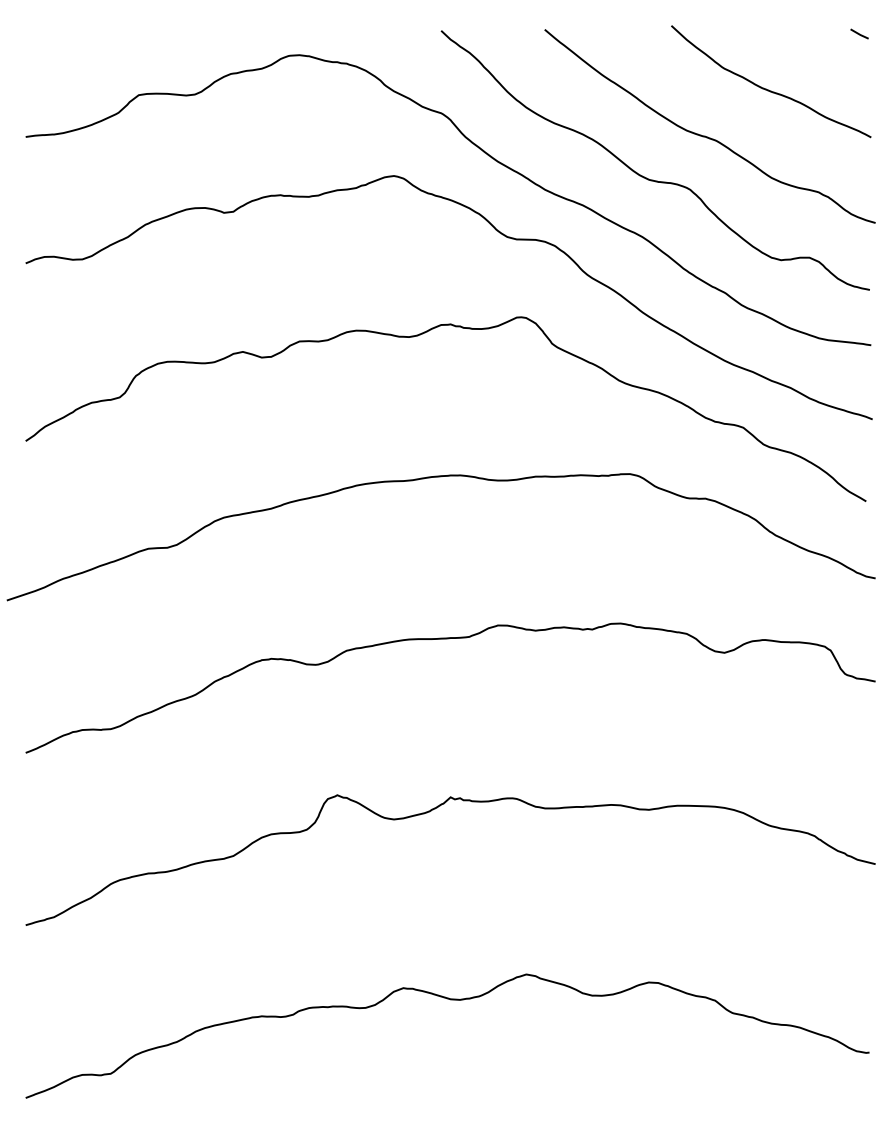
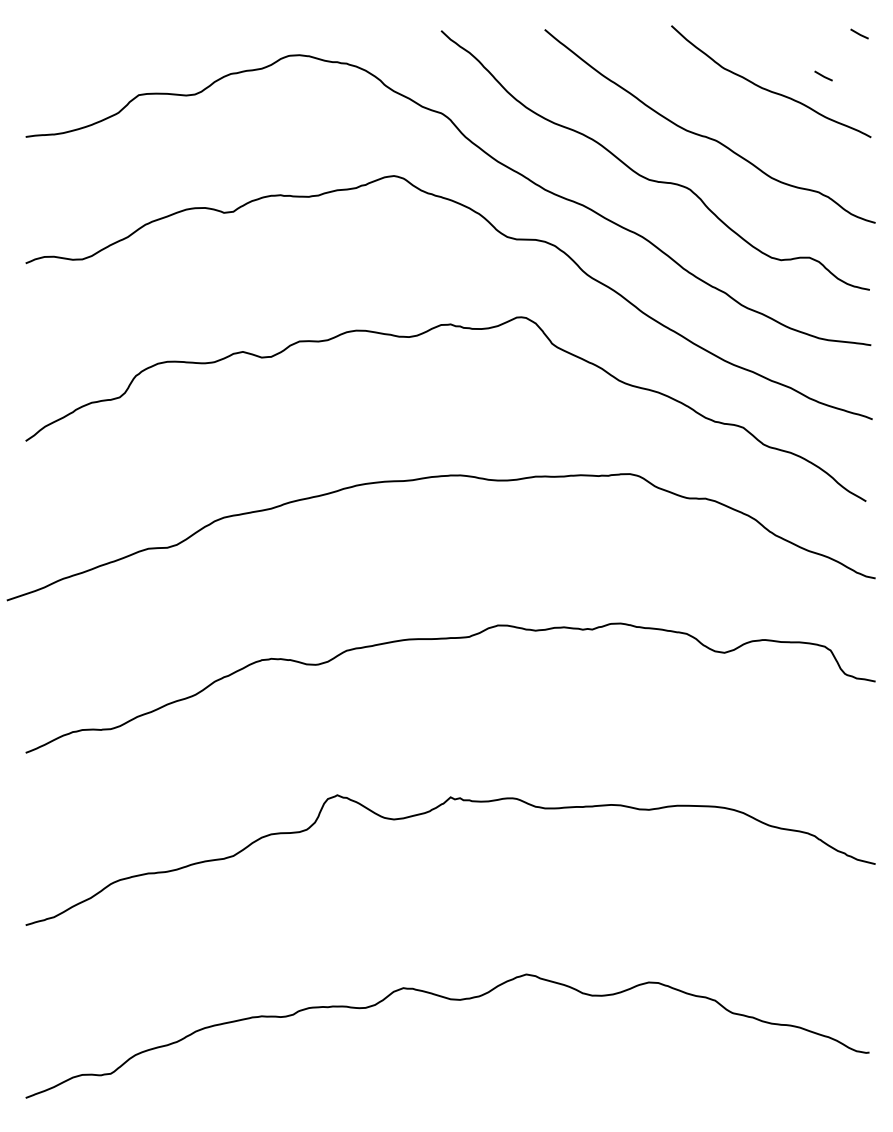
line: none -> present (823, 75)
